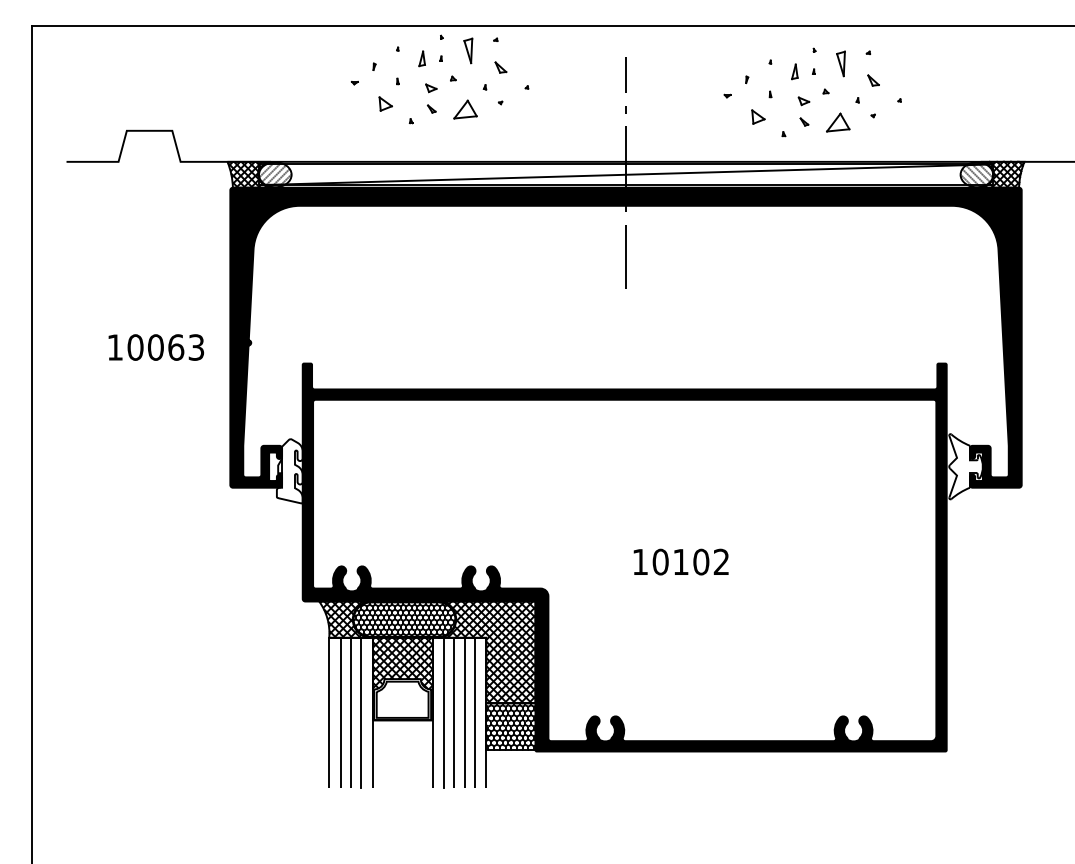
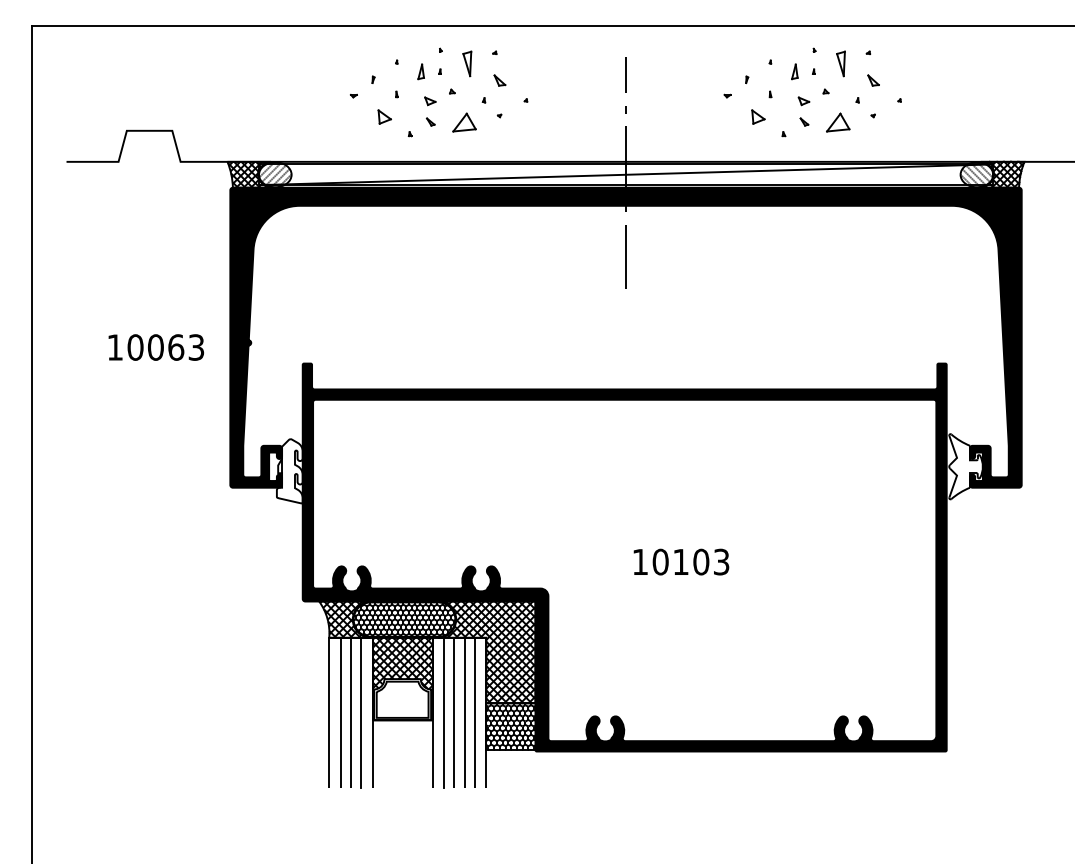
part position: (436, 87) -> (435, 100) (435, 100)
text: 10102 -> 10103 (721, 562)
